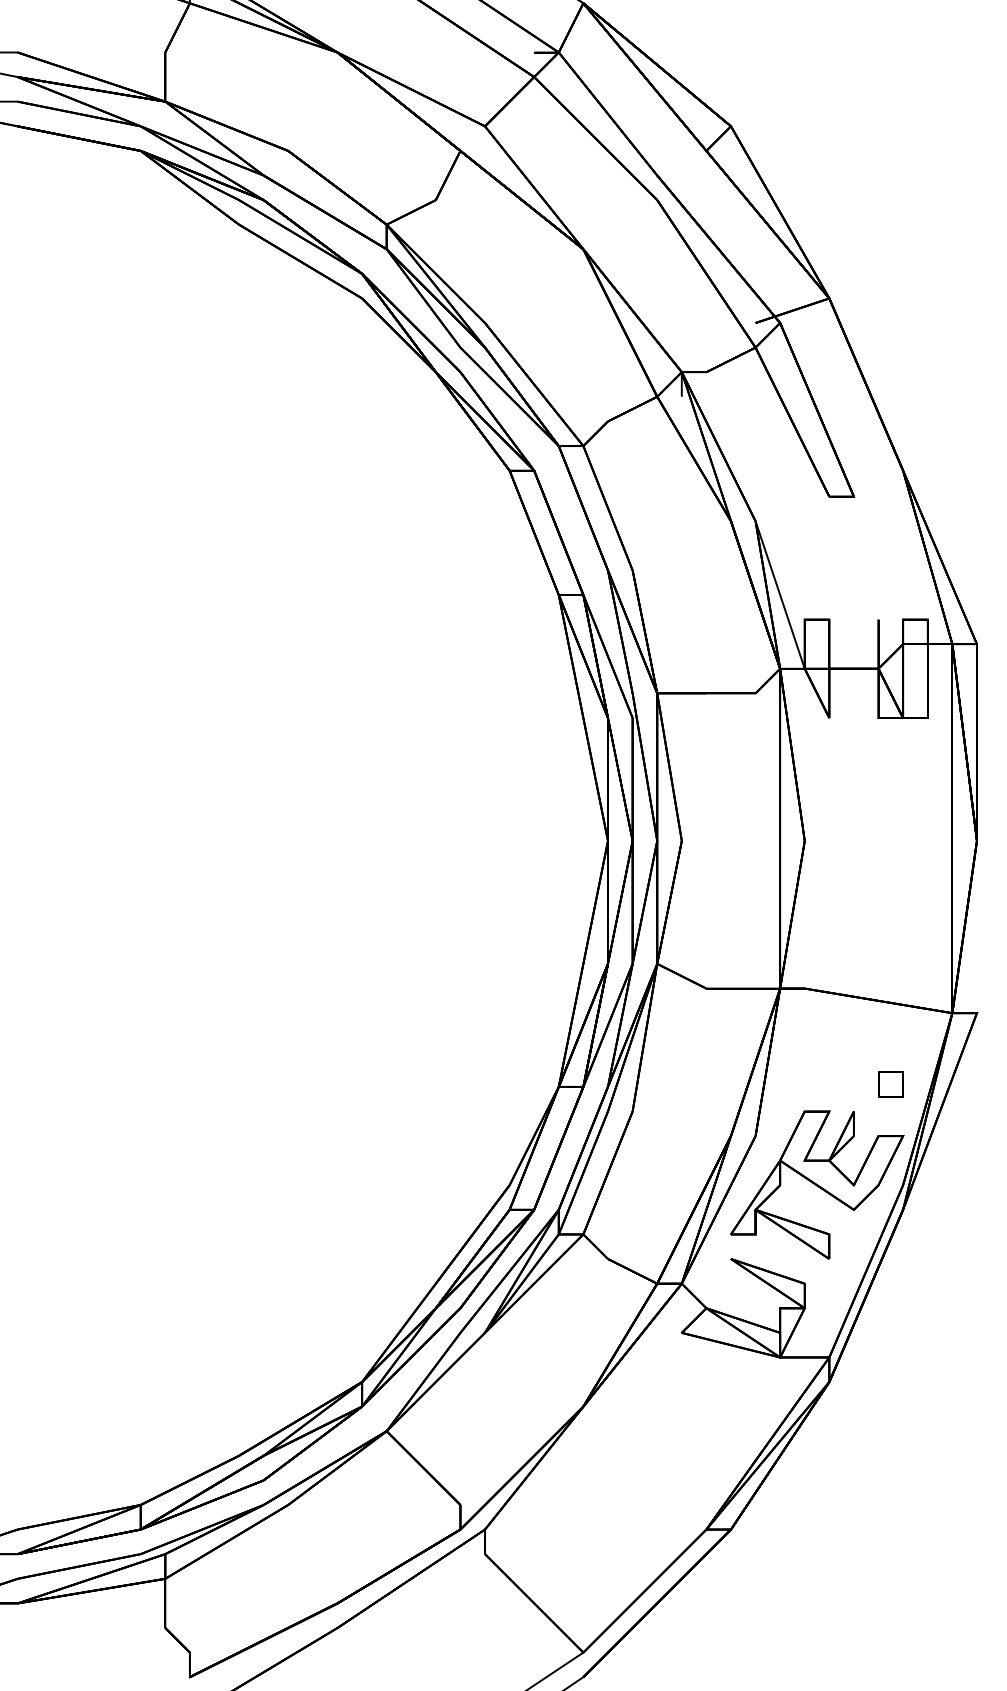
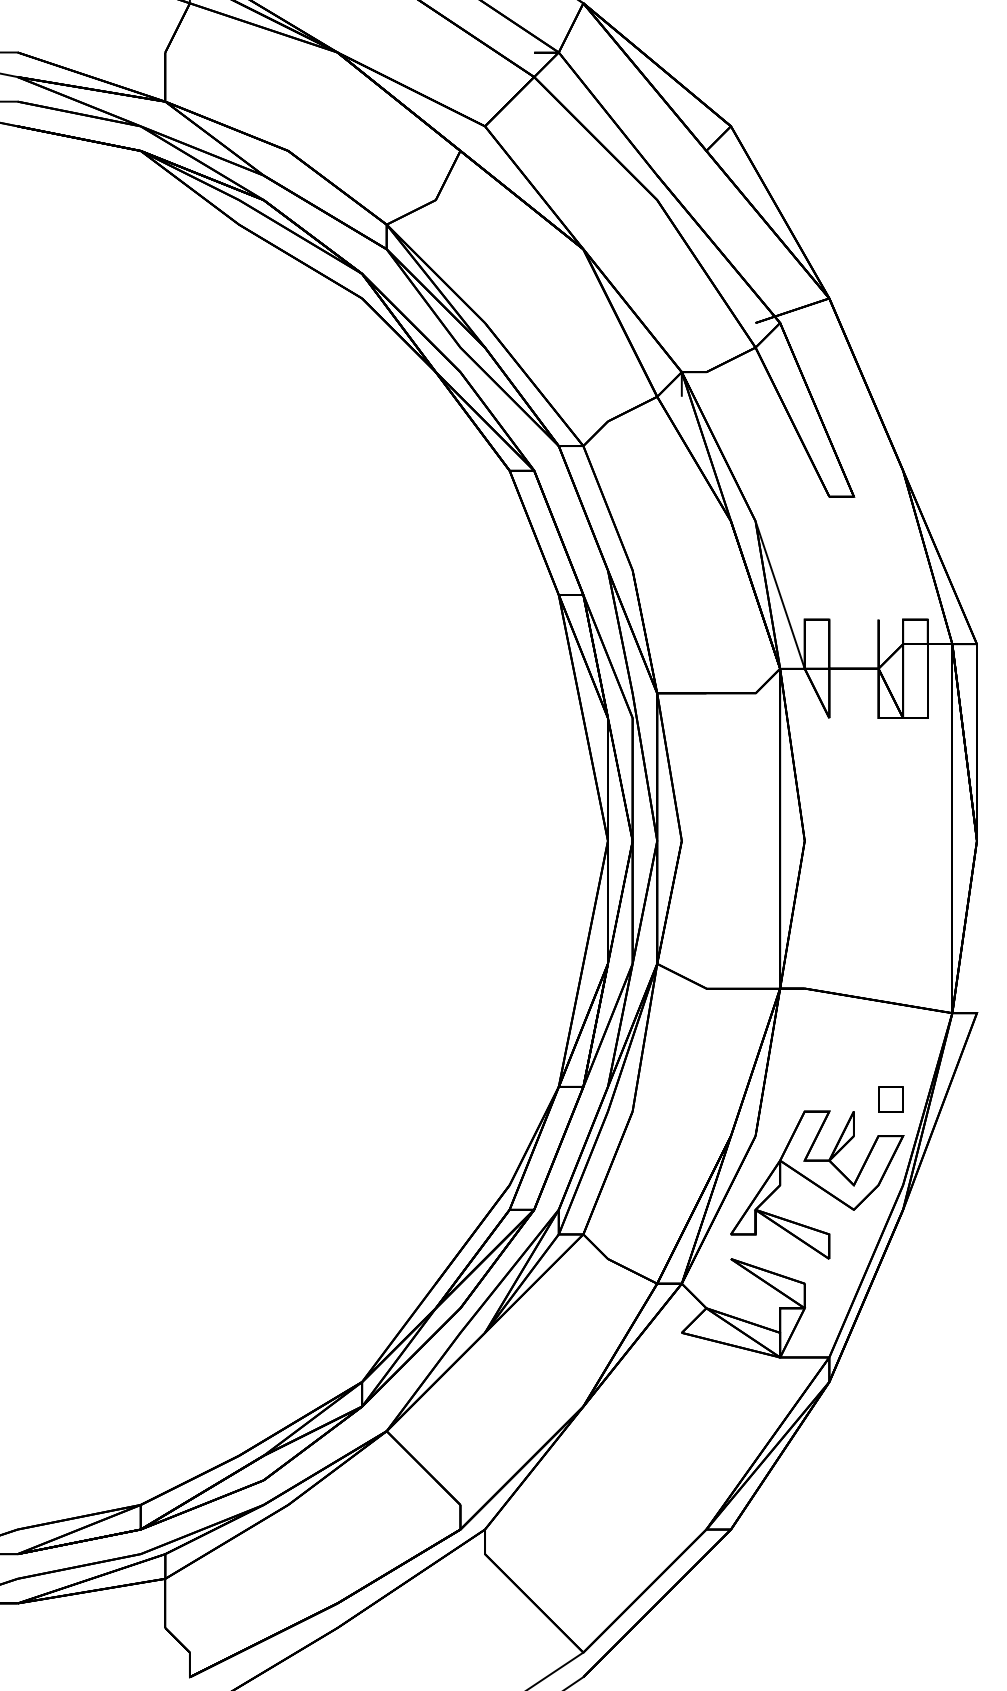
part position: (890, 1084) -> (890, 1099) (890, 1099)
